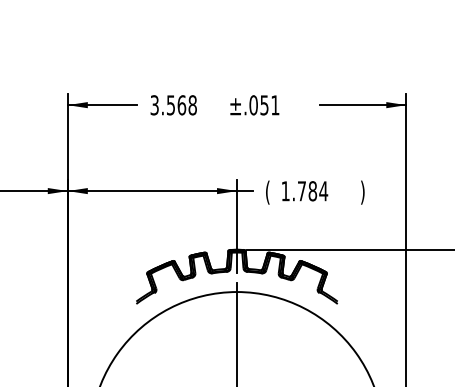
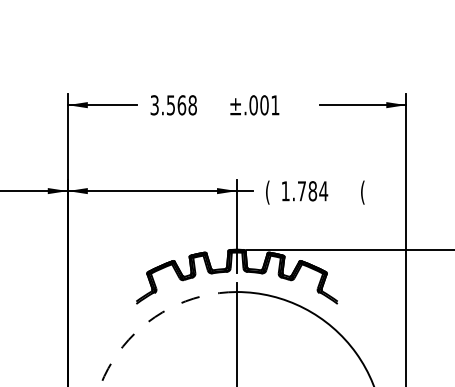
text: ±.051 -> ±.001 (264, 105)
text: ) -> ( (362, 192)
arc: solid -> dashed (154, 317)
